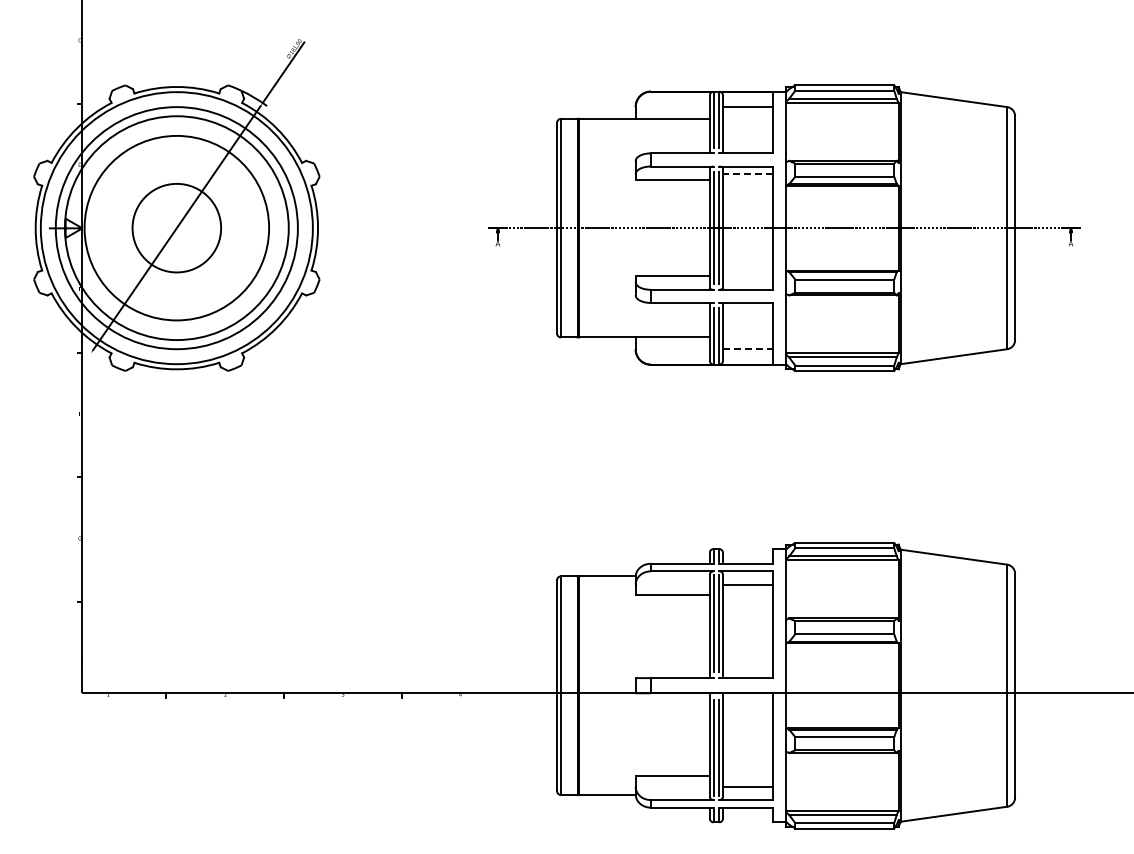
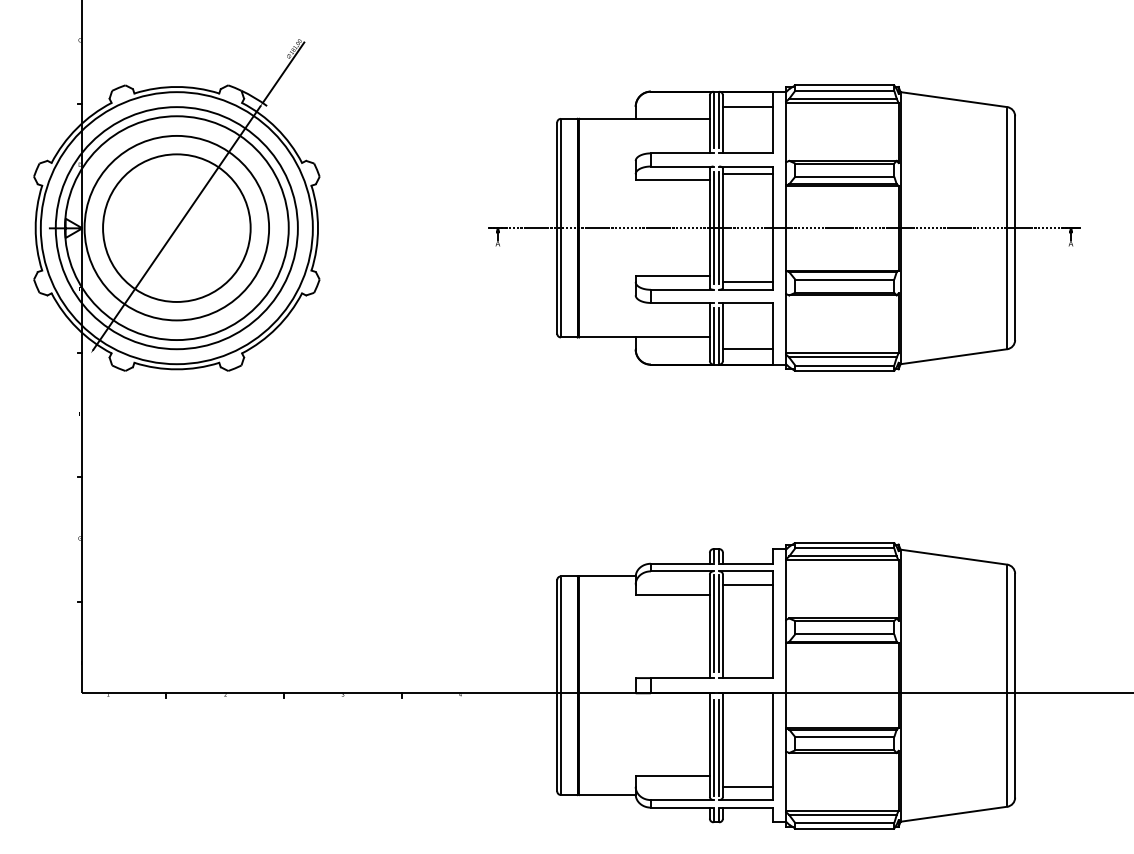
line: dashed -> solid (747, 174)
circle diameter: 89 px -> 148 px (176, 227)
line: none -> present (747, 282)
line: dashed -> solid (748, 349)
